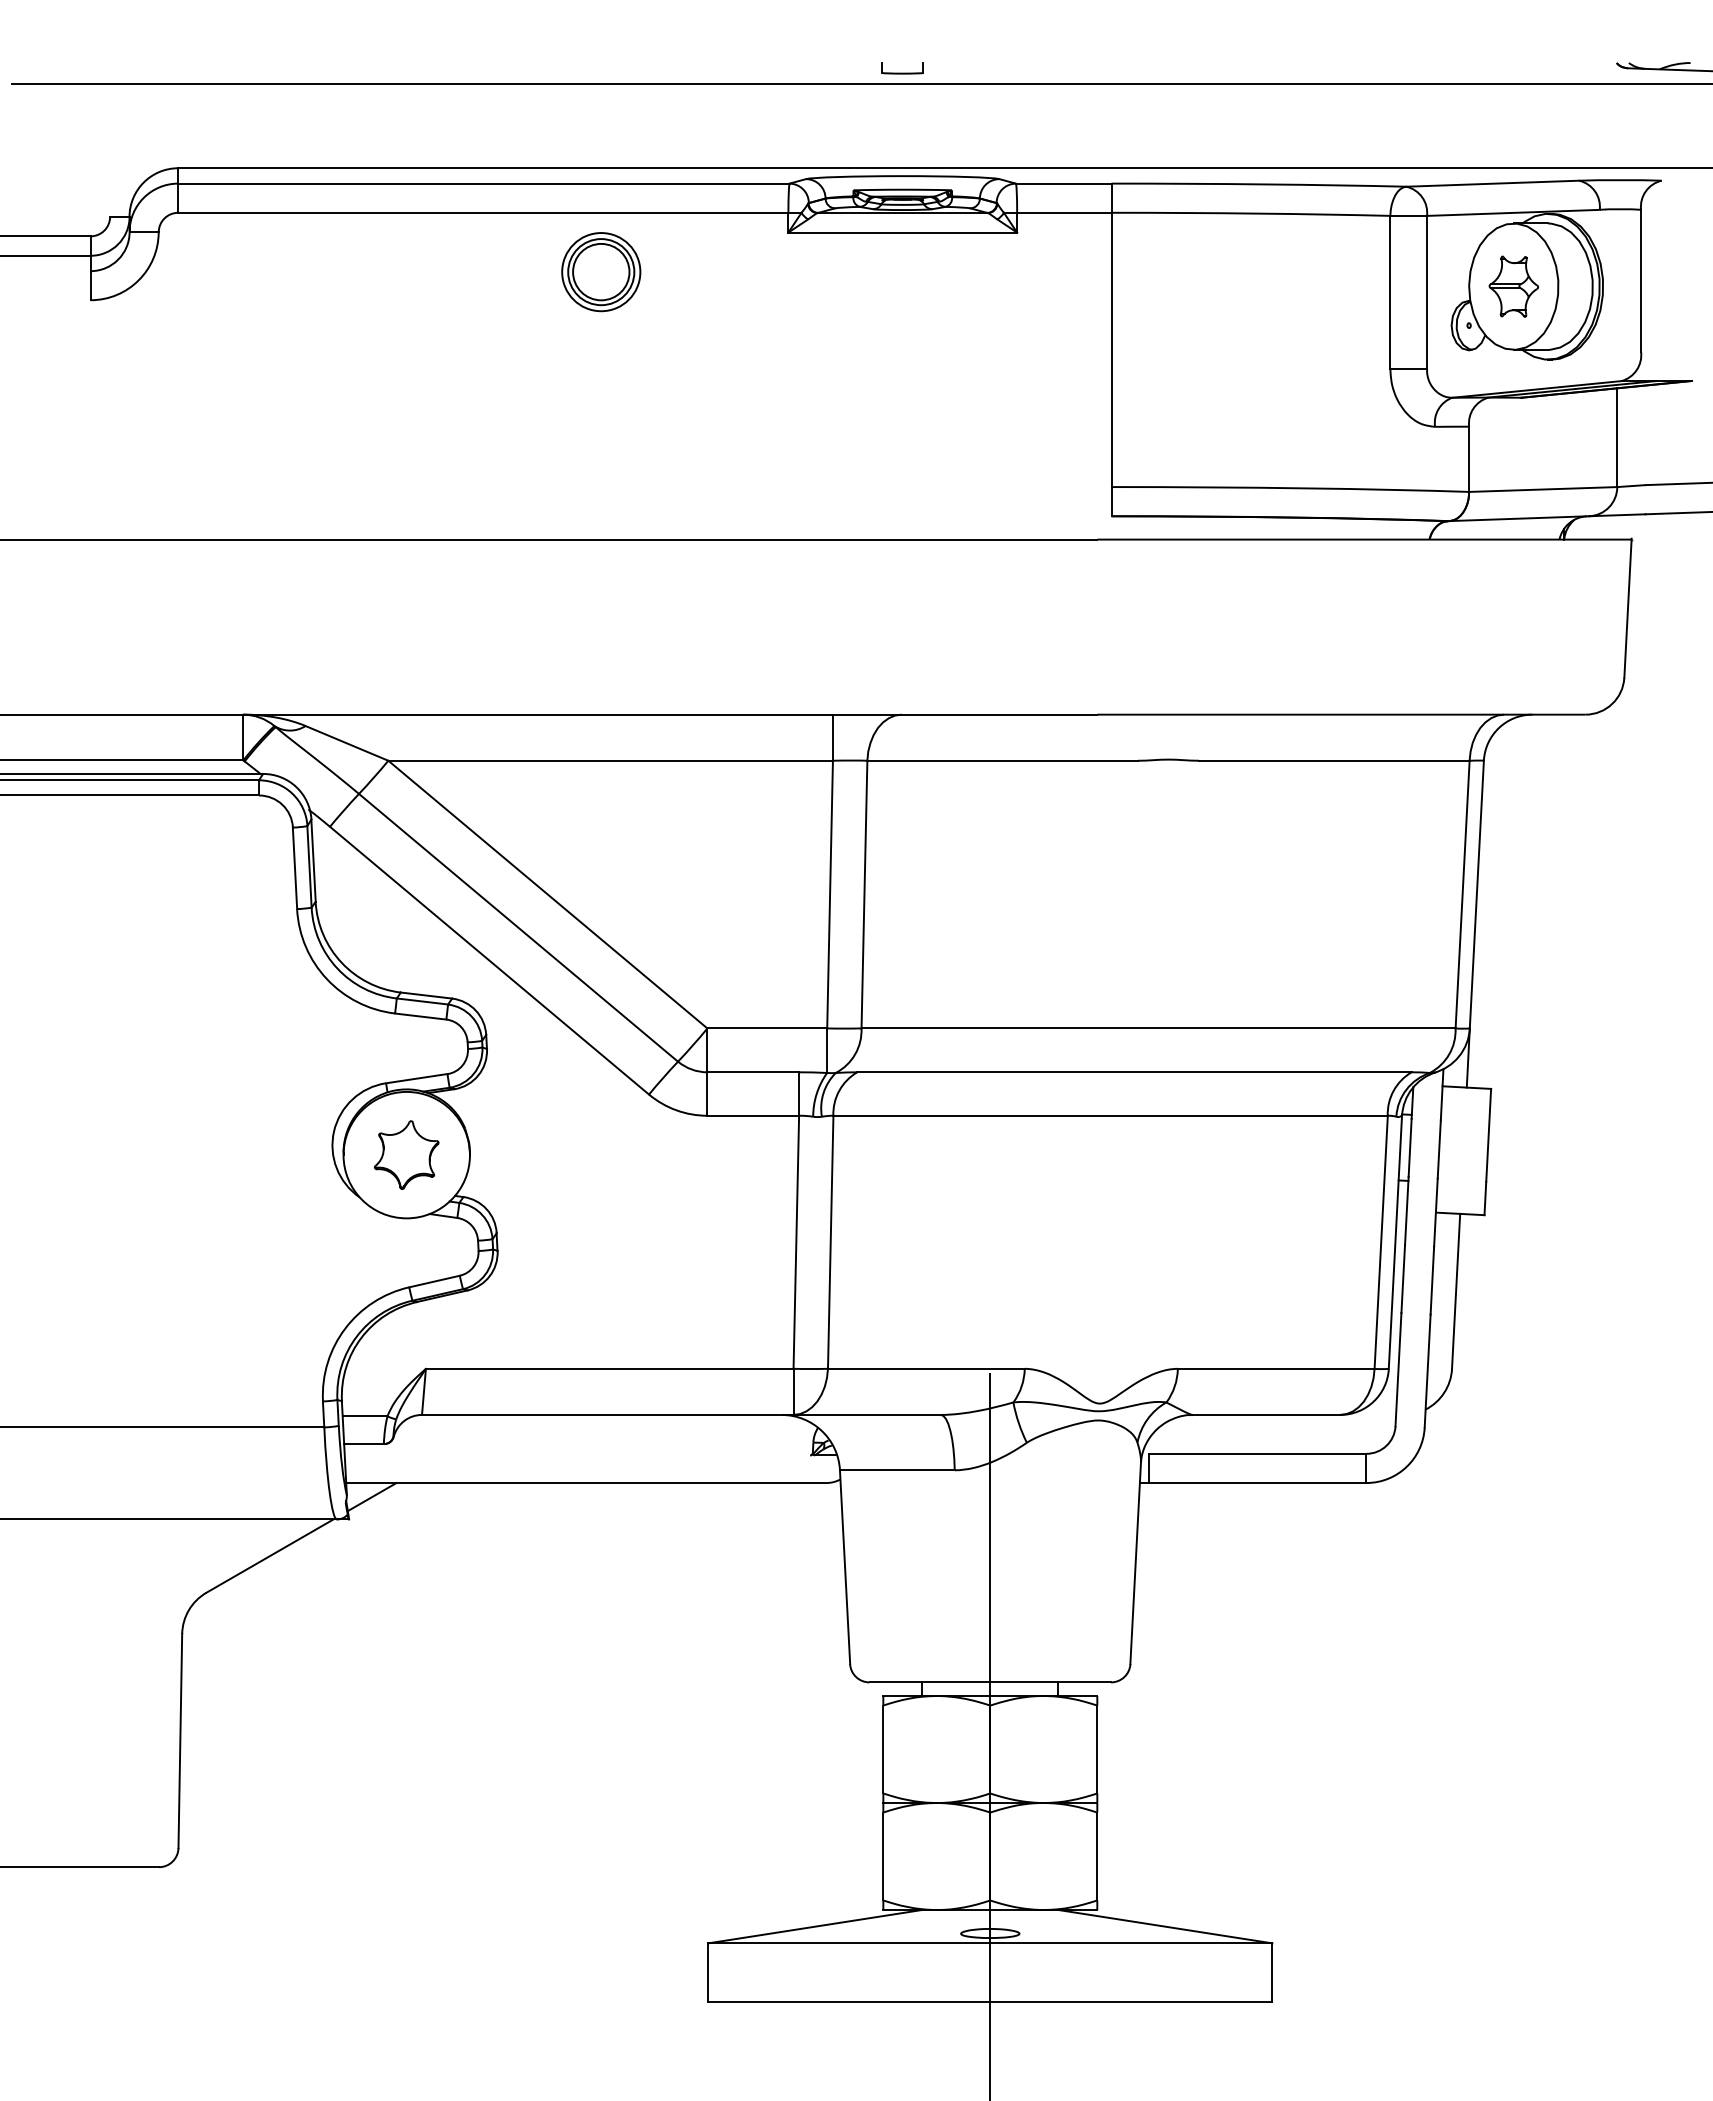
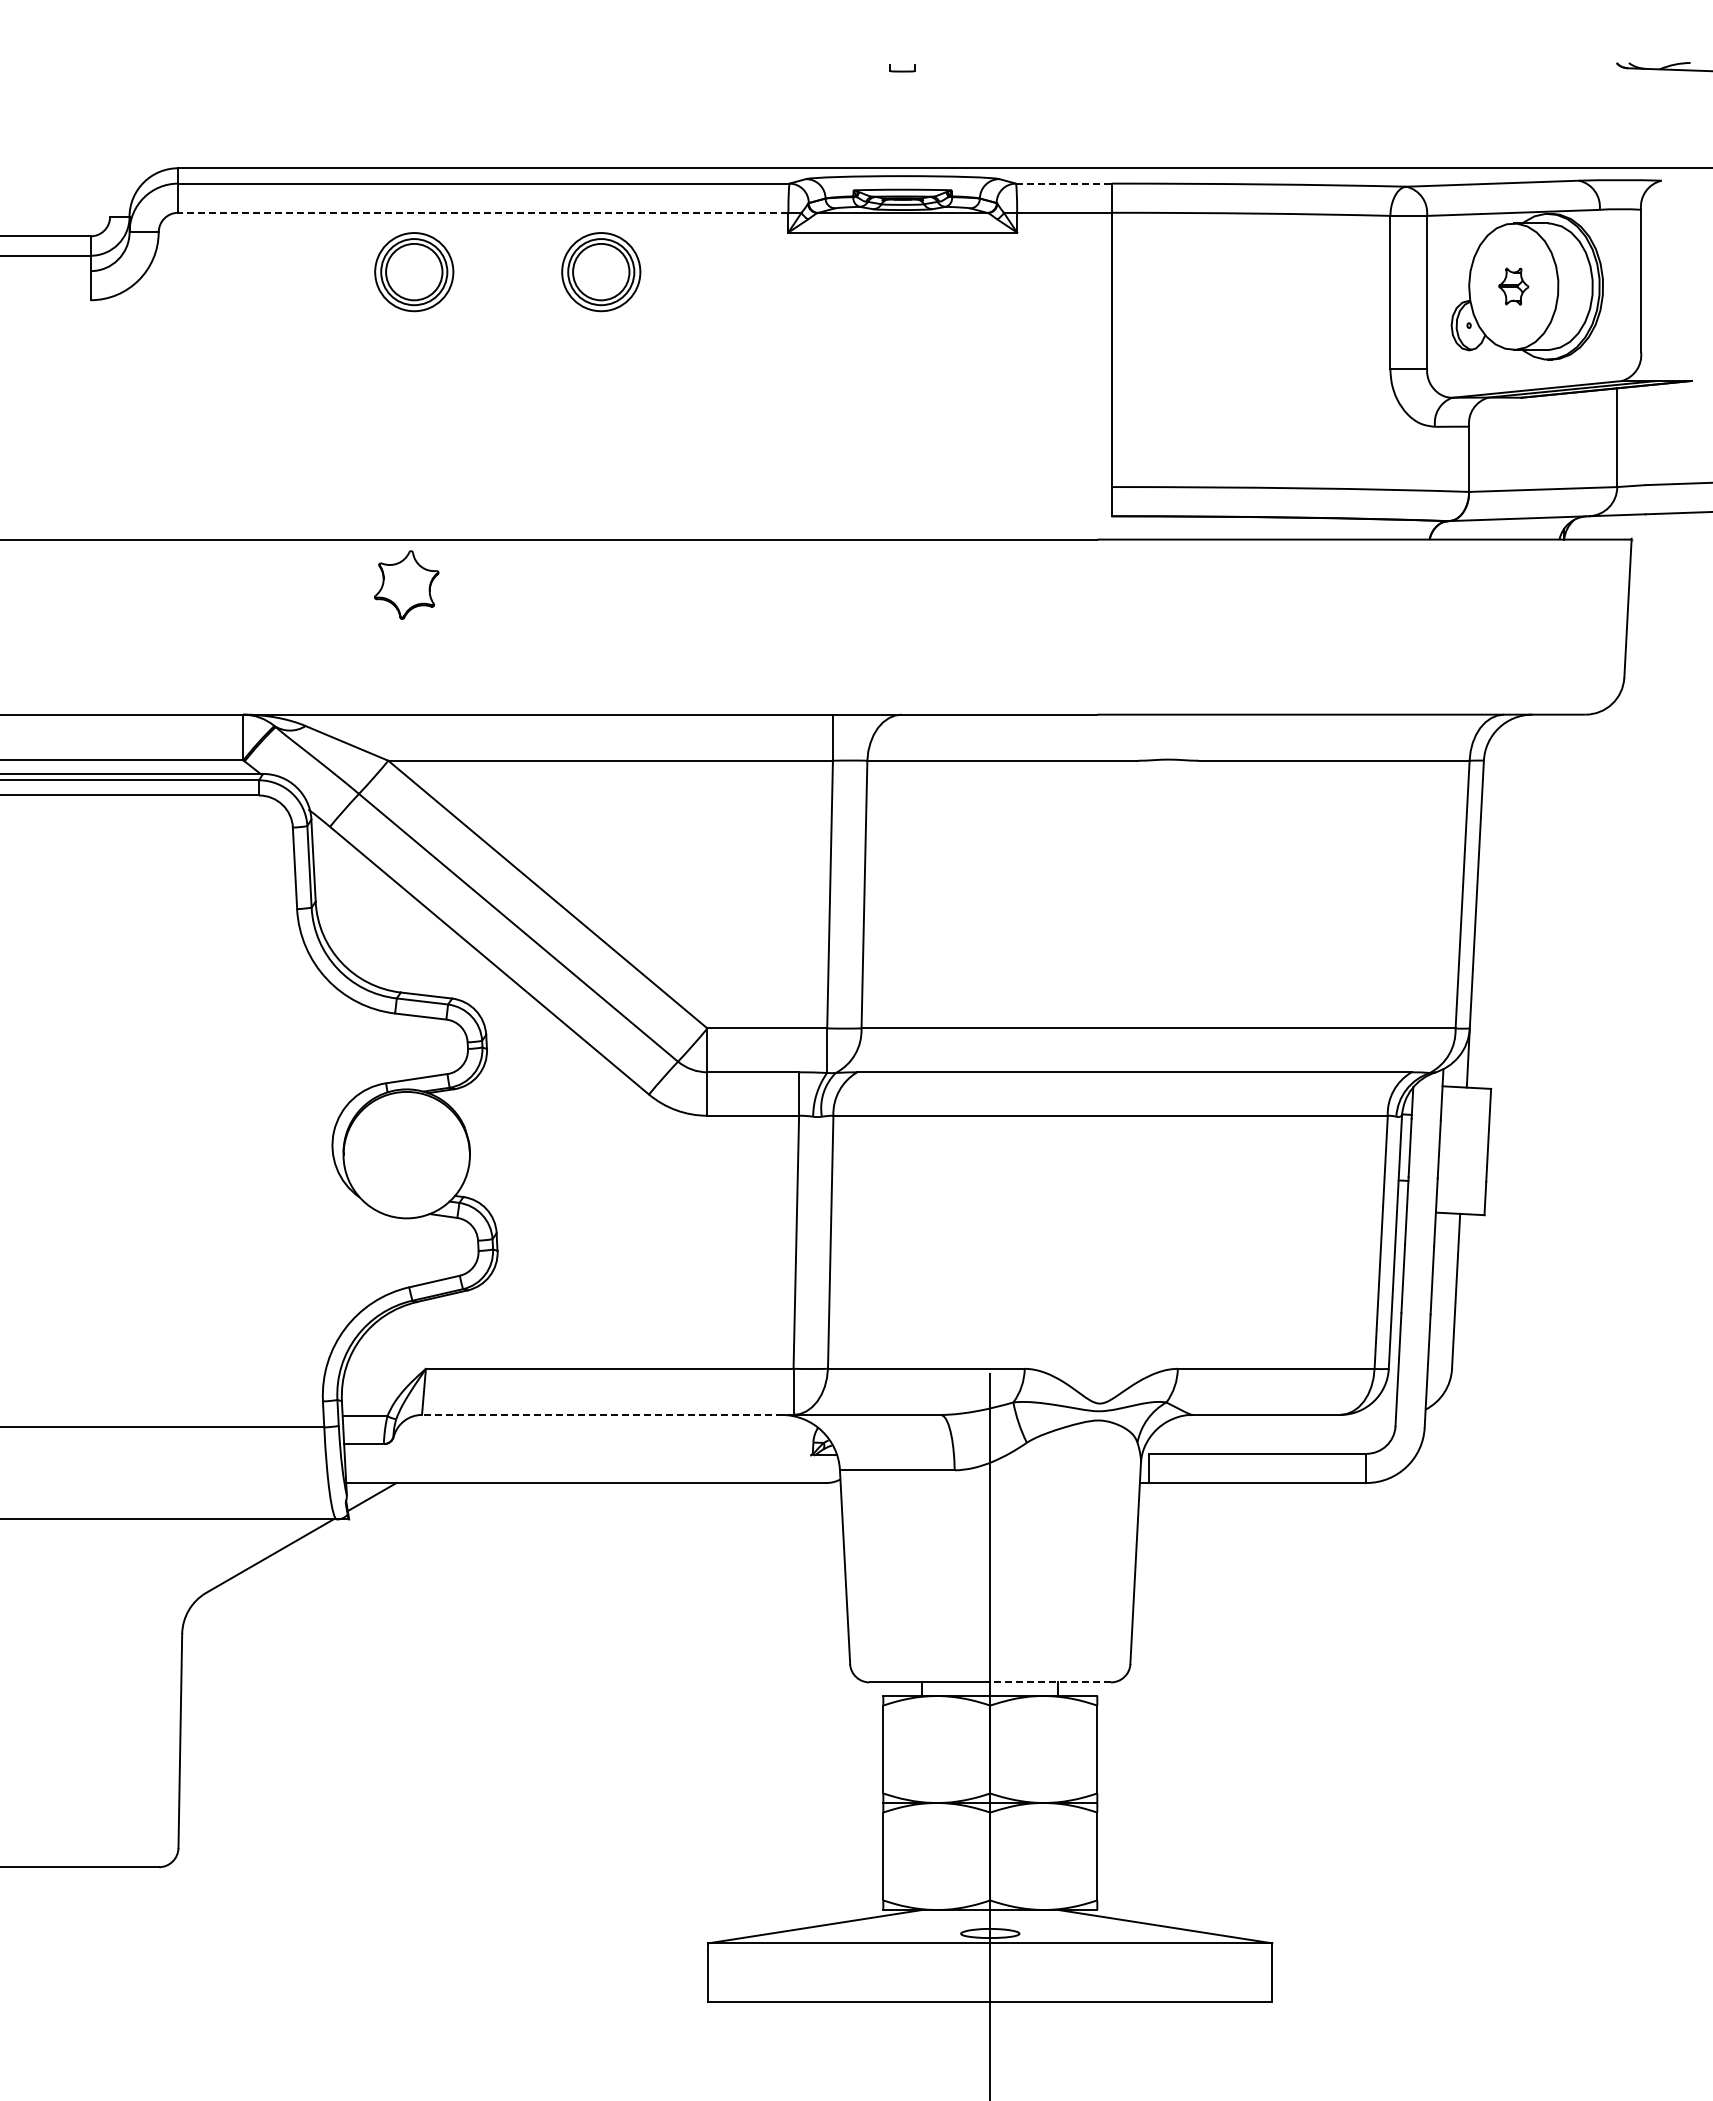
part size: 43x13 px -> 27x9 px (902, 68)
line: present -> none (860, 84)
line: solid -> dashed (1063, 183)
line: solid -> dashed (482, 212)
part: none -> present (414, 272)
part size: 51x63 px -> 32x39 px (1513, 286)
part position: (406, 1154) -> (406, 584) (406, 584)
line: solid -> dashed (607, 1414)
line: solid -> dashed (1050, 1682)
